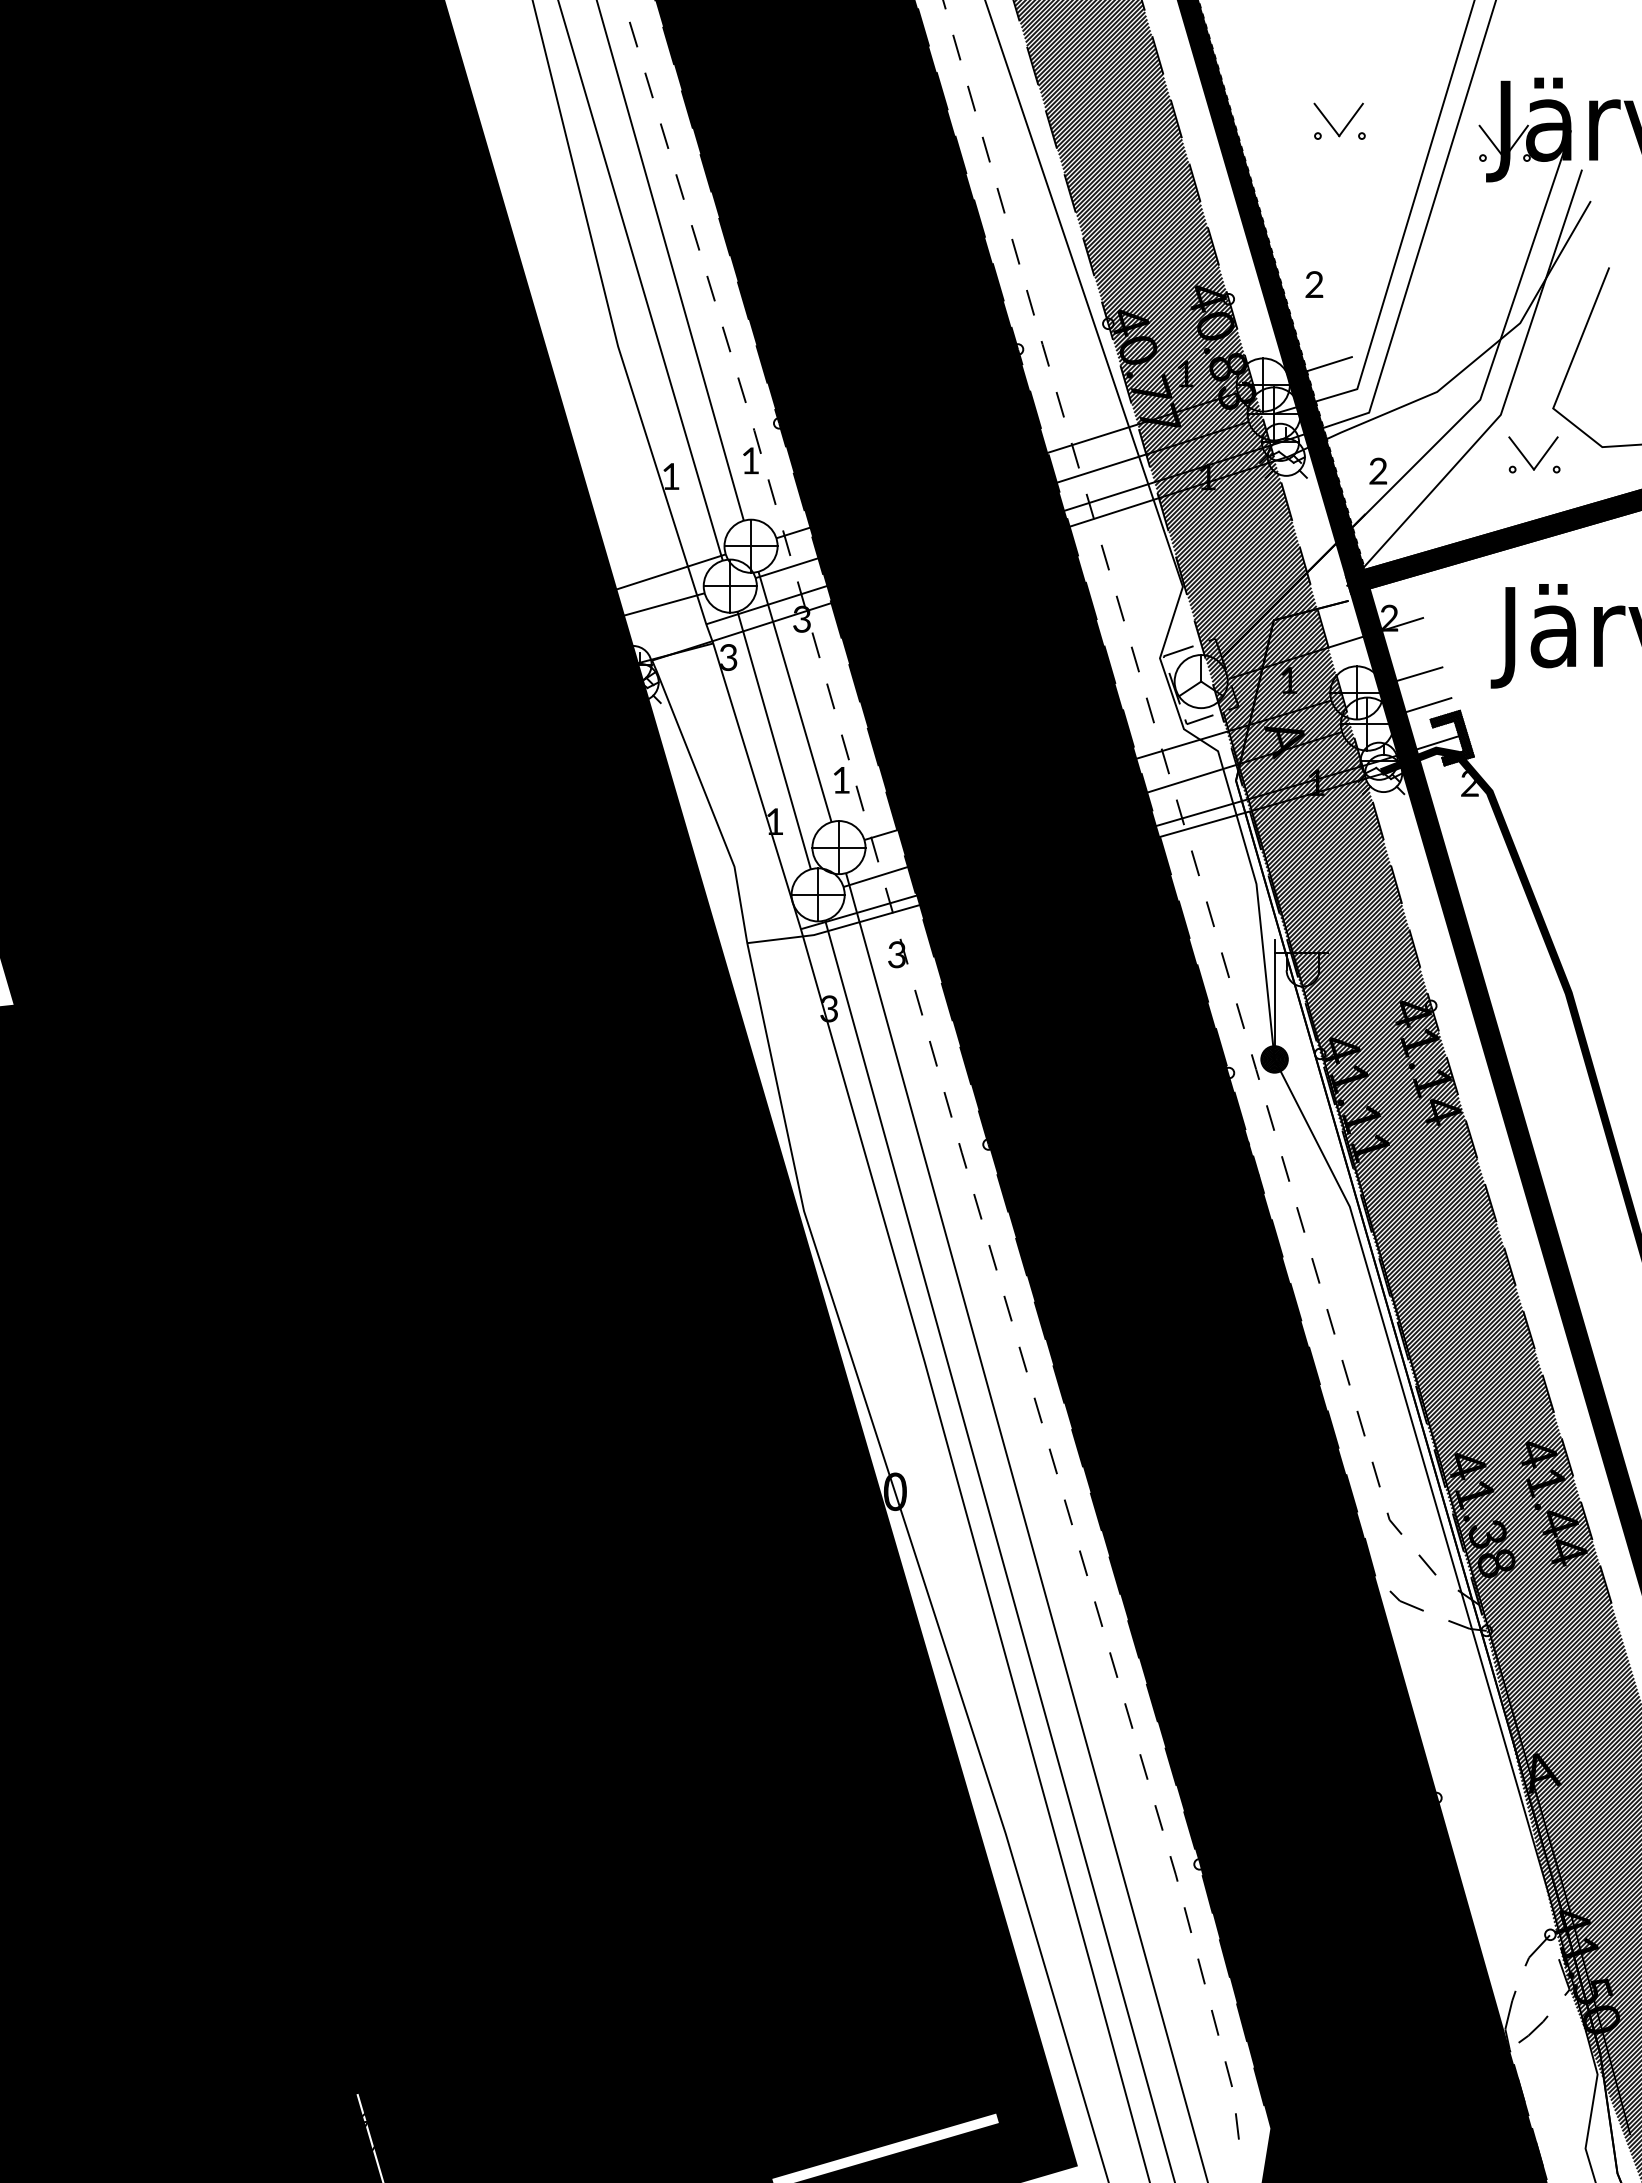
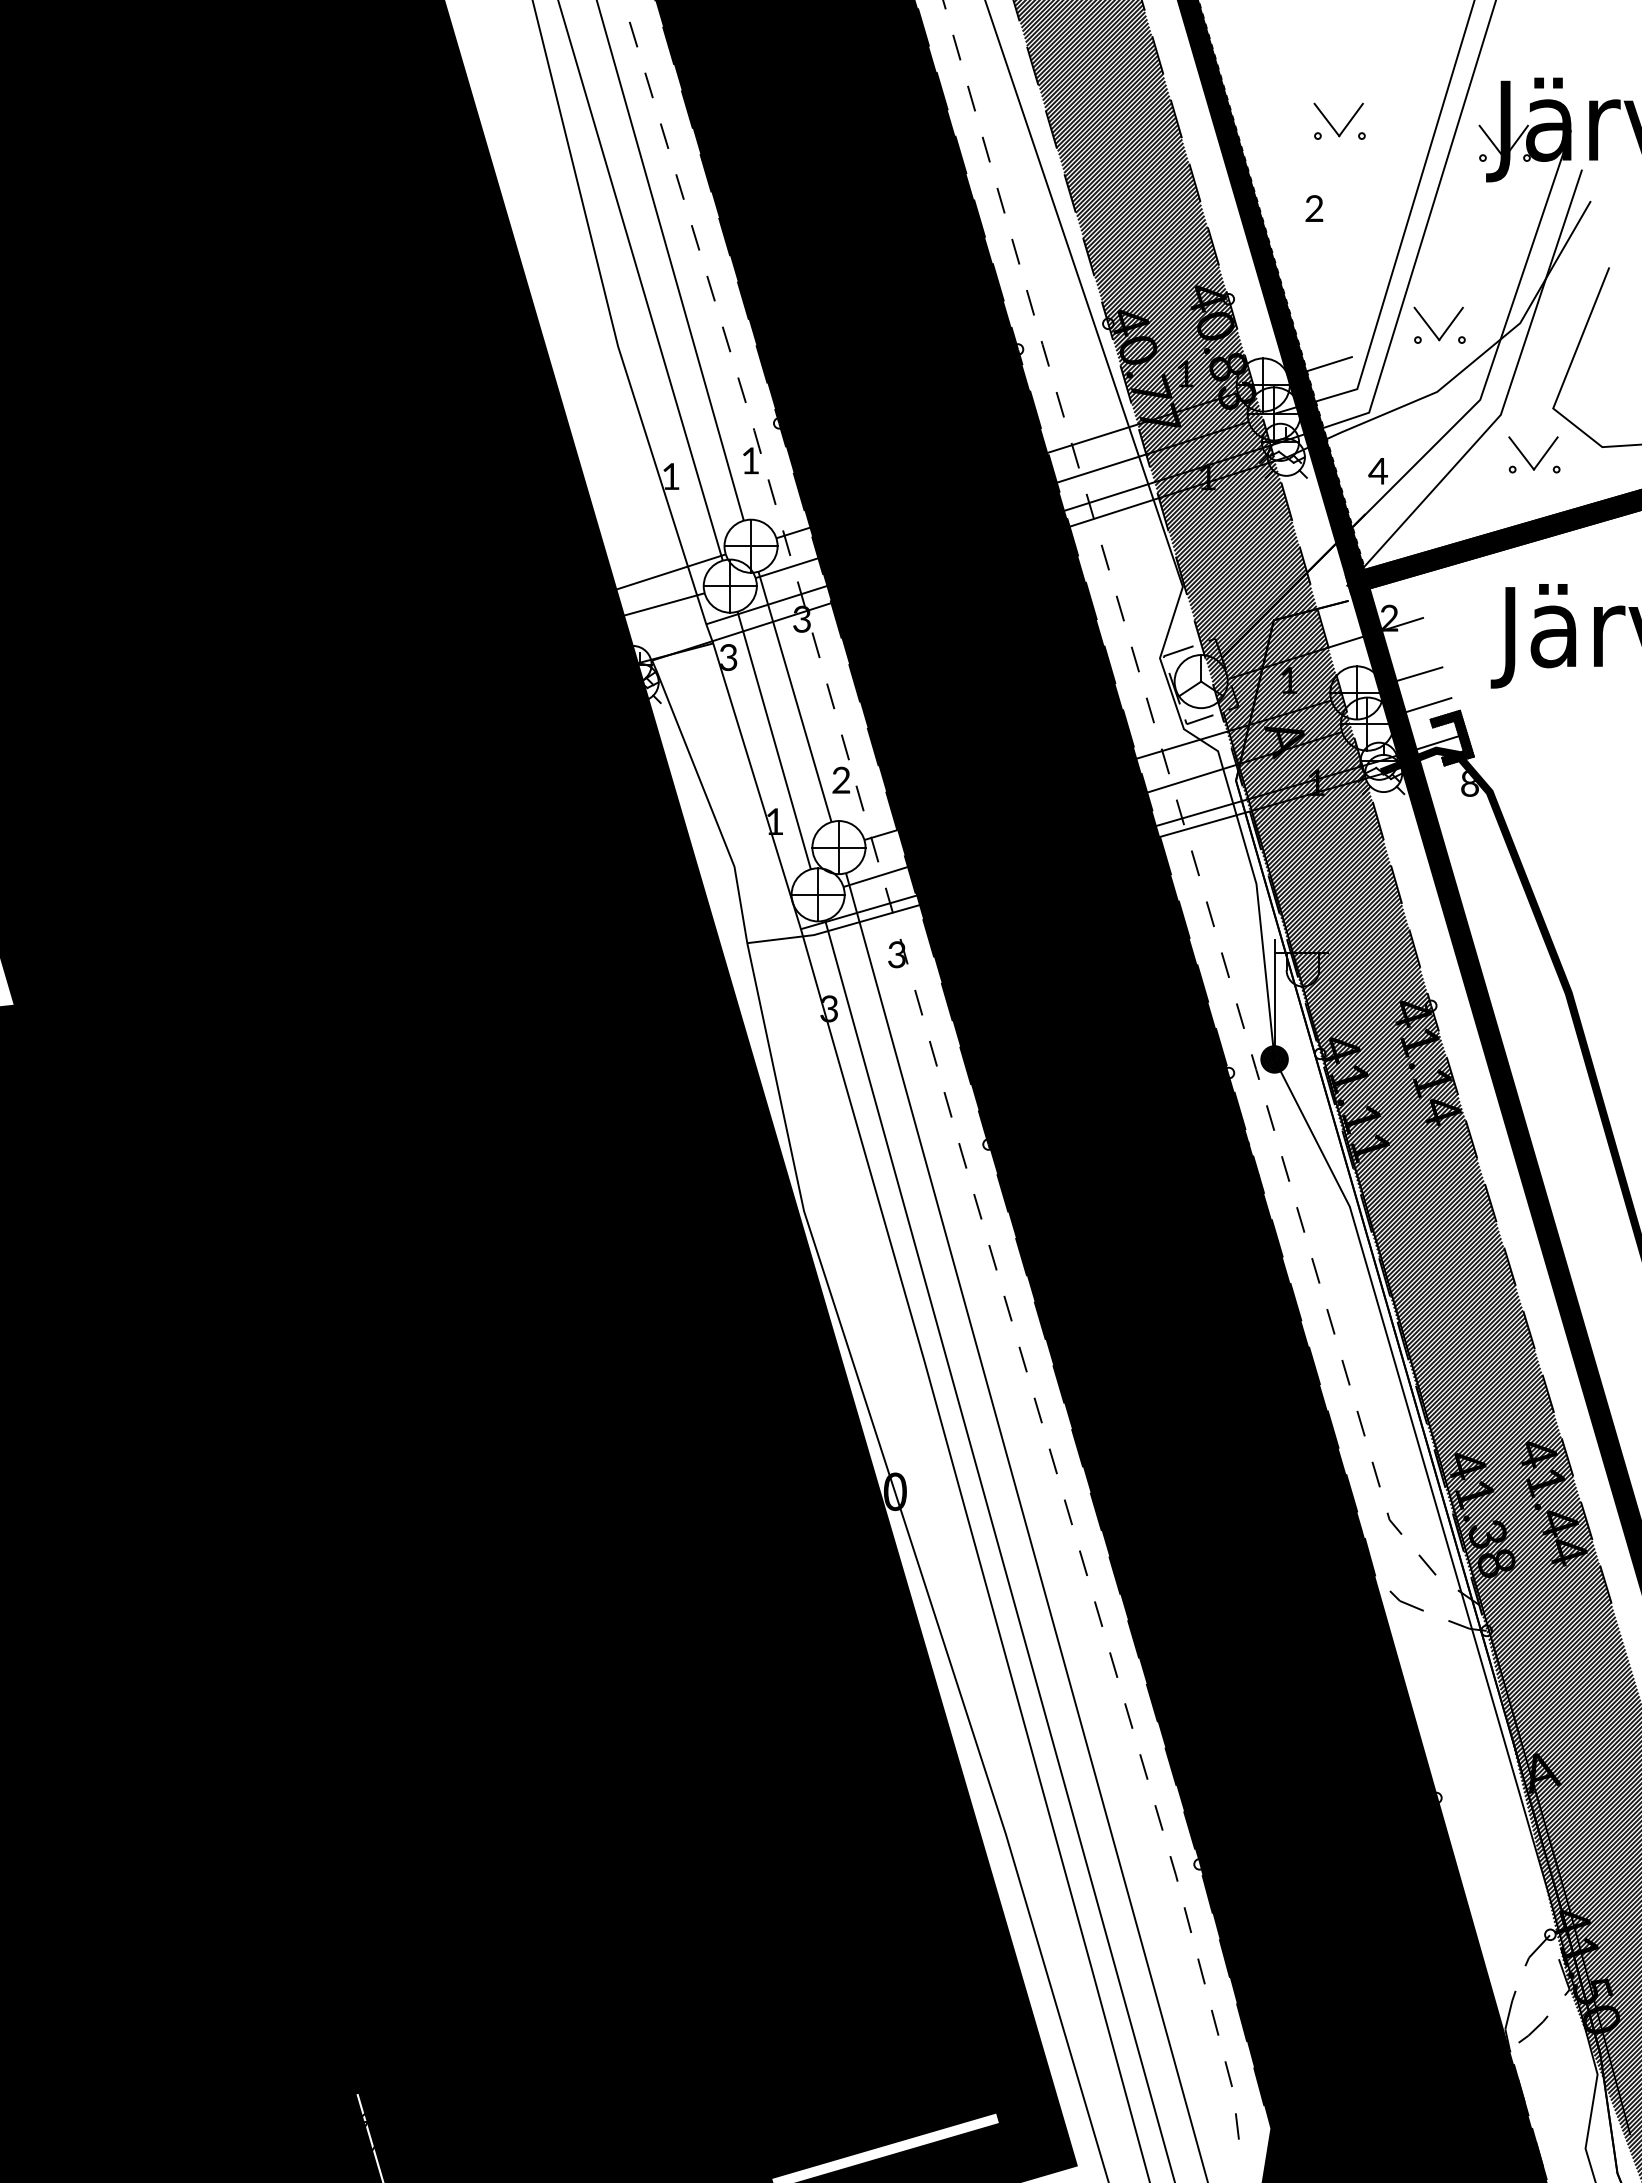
text position: (1314, 284) -> (1314, 208) (1314, 208)
part: none -> present (1445, 329)
text: 2 -> 4 (1378, 470)
text: 1 -> 2 (841, 779)
text: 2 -> 8 (1469, 784)
